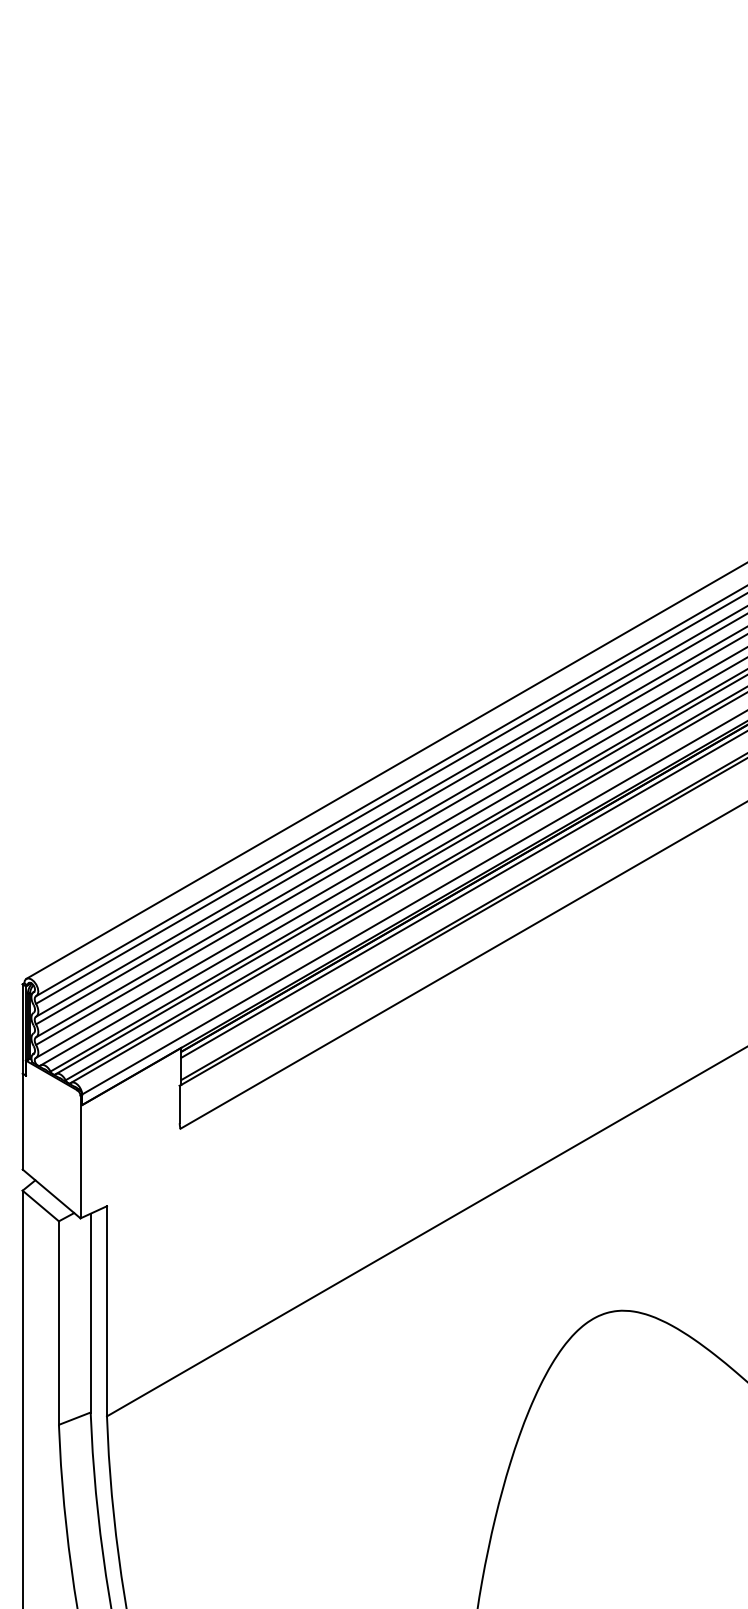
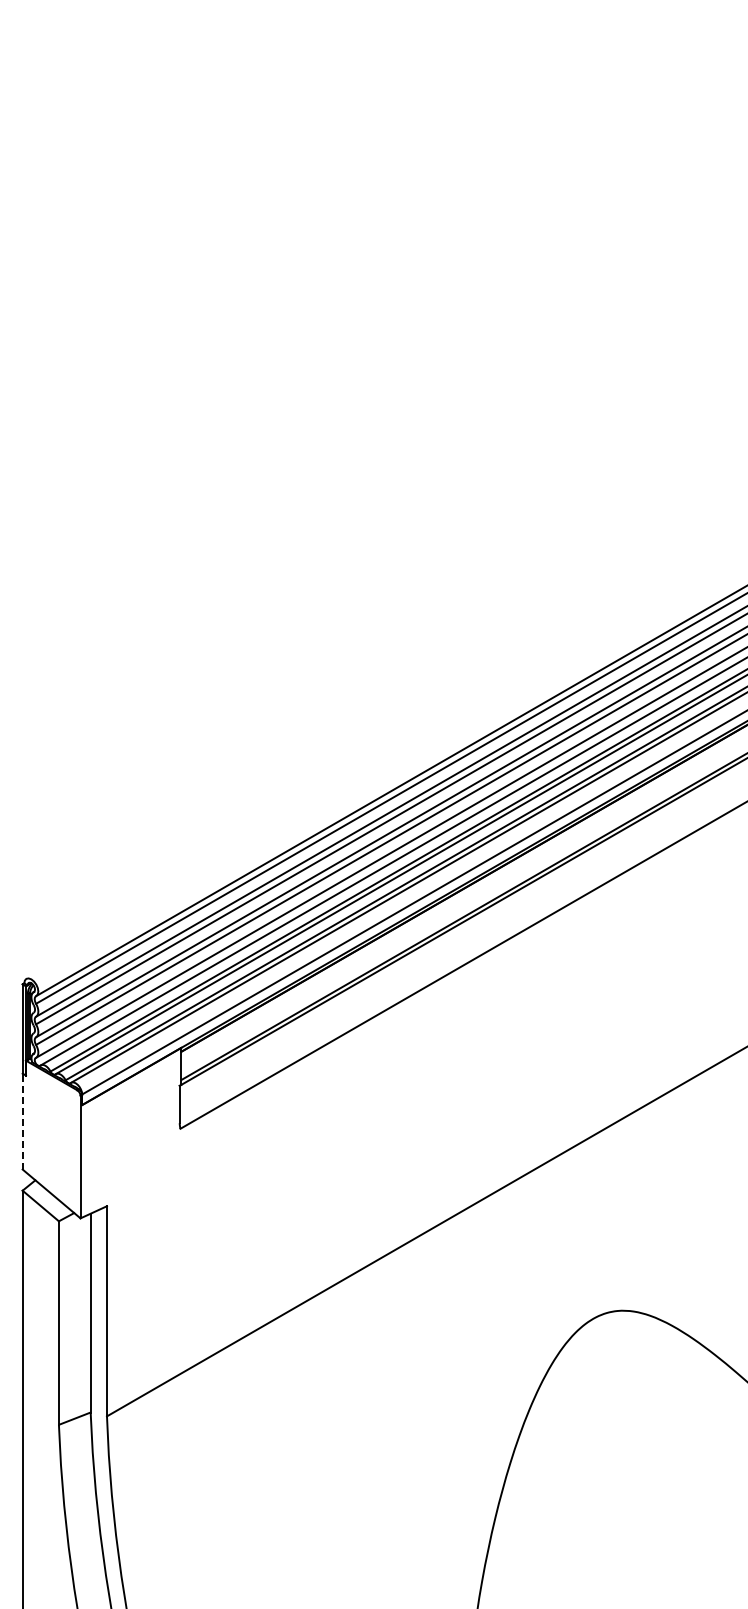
line: present -> none (385, 771)
line: present -> none (462, 894)
line: solid -> dashed (22, 1121)
